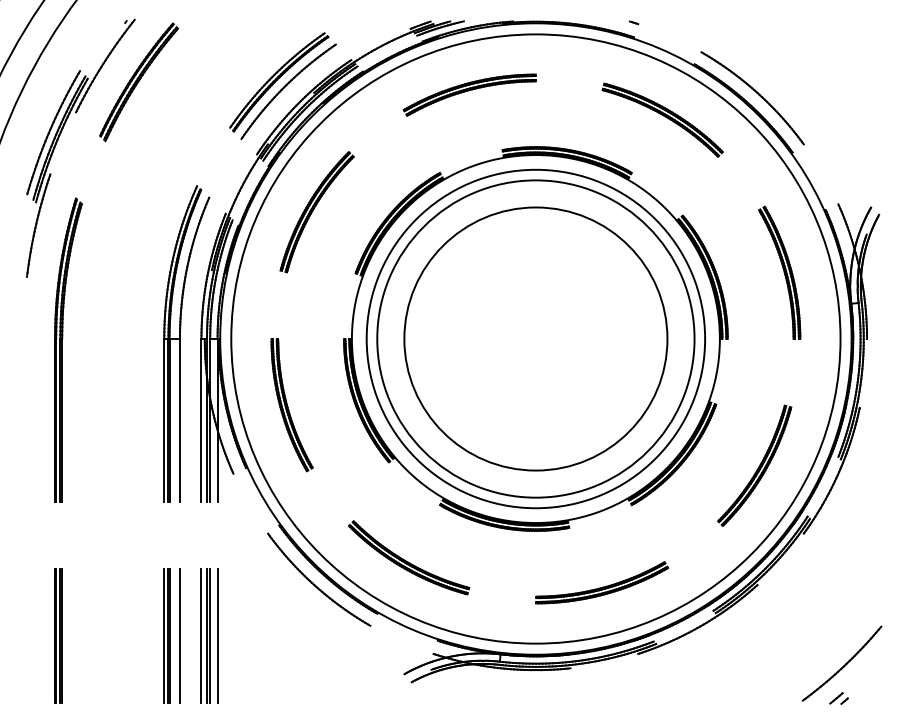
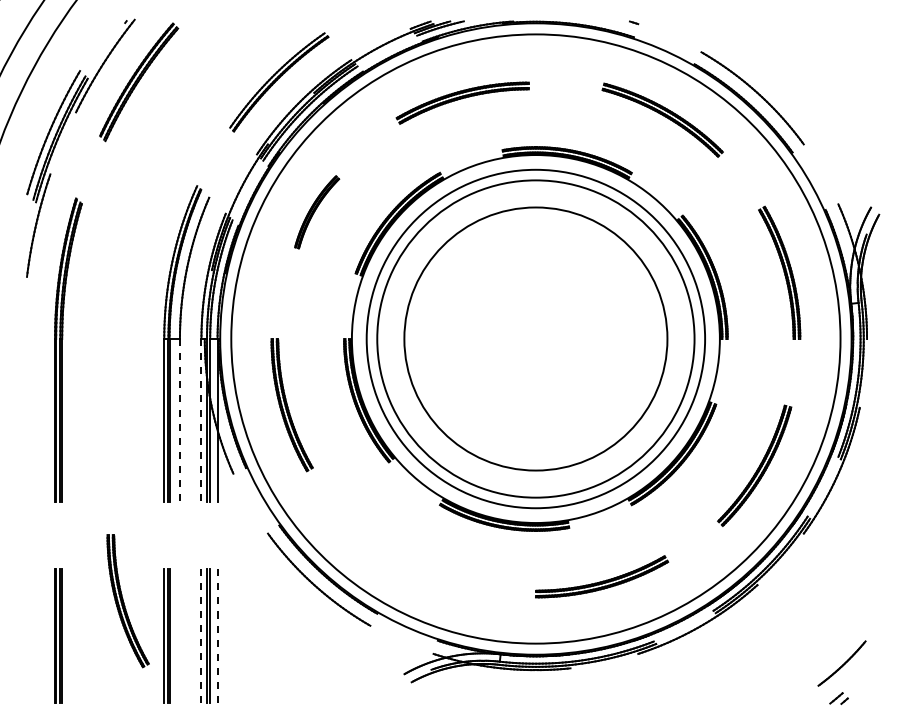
part: present -> none (288, 91)
part position: (469, 94) -> (462, 102) (462, 102)
part size: 76x123 px -> 47x75 px (317, 212)
line: solid -> dashed (179, 420)
line: solid -> dashed (201, 420)
part: present -> none (409, 557)
part position: (602, 582) -> (602, 576) (602, 576)
part: none -> present (127, 601)
line: present -> none (179, 635)
line: solid -> dashed (217, 635)
line: solid -> dashed (201, 636)
part size: 82x77 px -> 50x47 px (841, 663)
